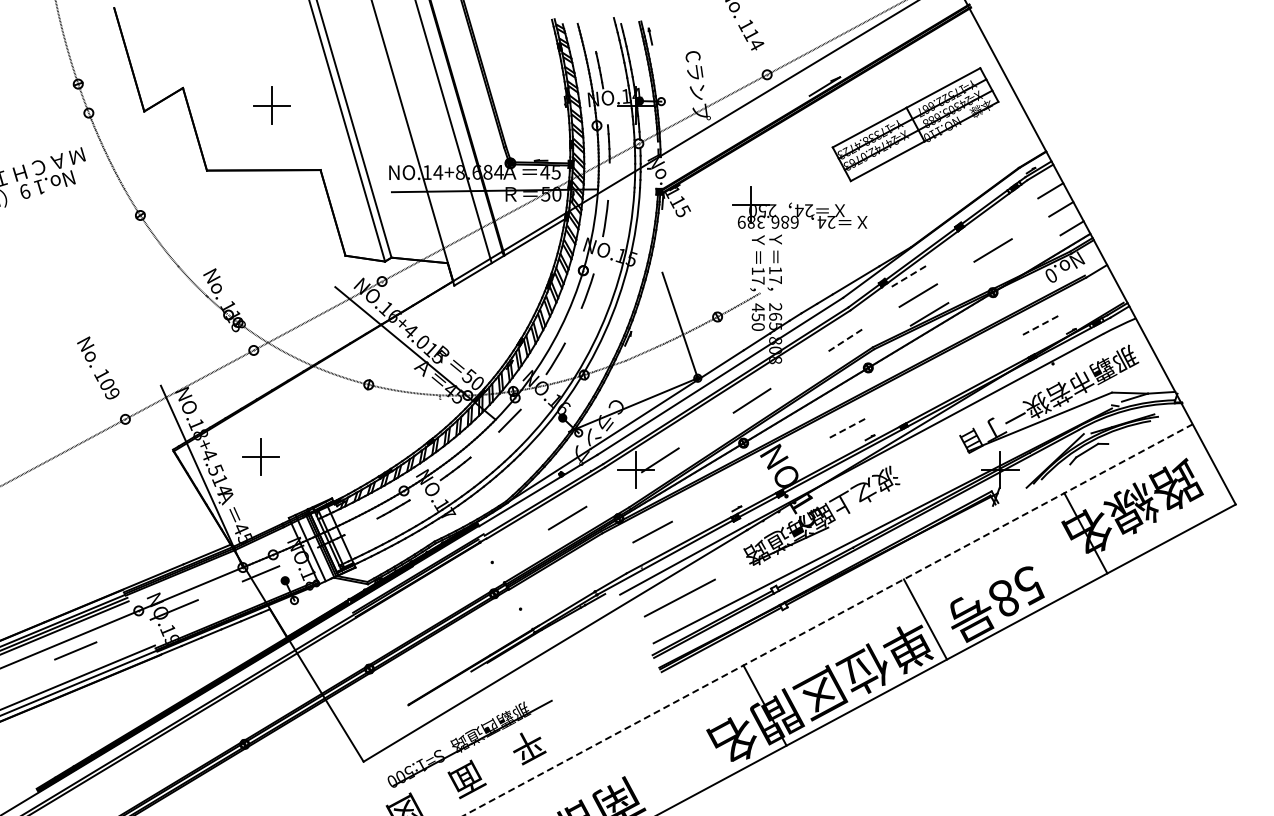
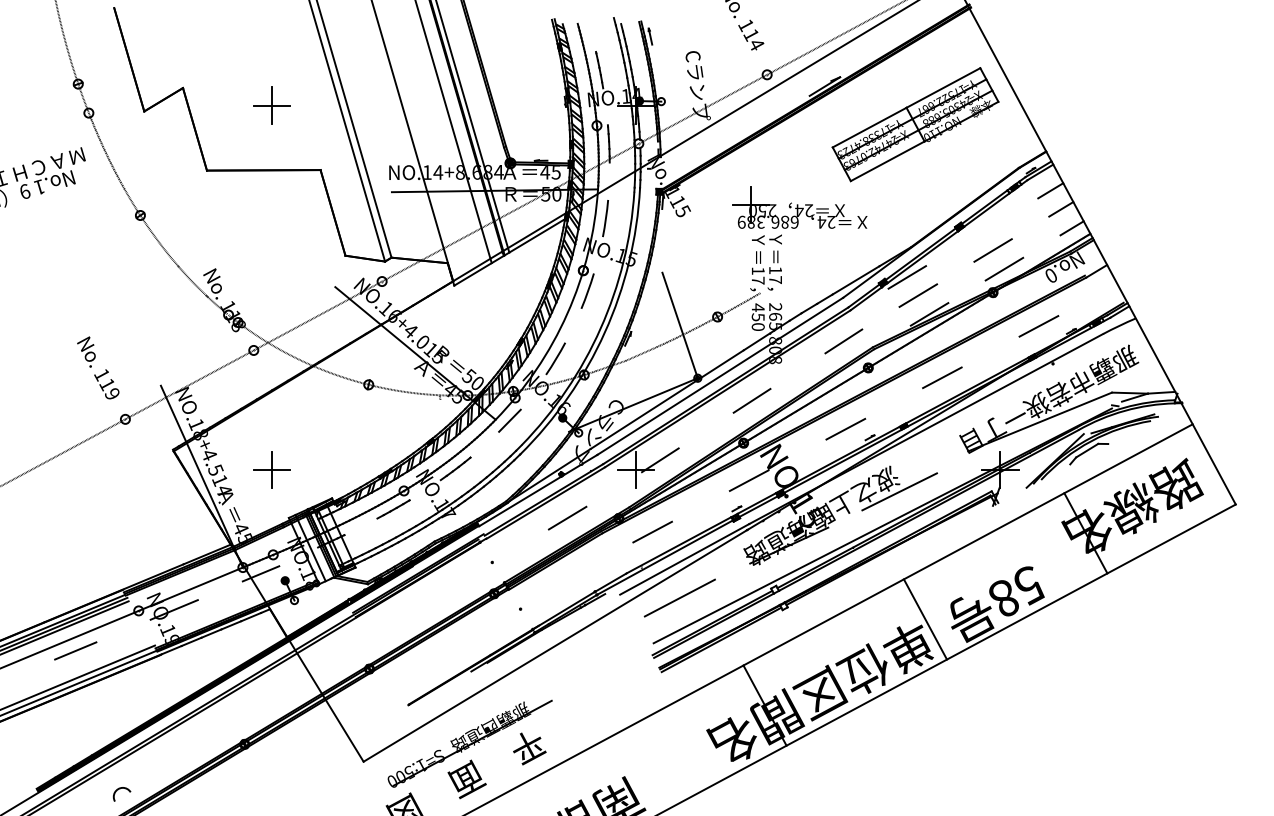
line: none -> present (472, 127)
line: none -> present (1004, 268)
line: dashed -> solid (907, 277)
line: dashed -> solid (1038, 326)
line: dashed -> solid (843, 341)
line: none -> present (942, 377)
text: 109 -> 119 (106, 385)
line: dashed -> solid (845, 429)
part position: (260, 456) -> (271, 469) (271, 469)
line: none -> present (748, 480)
line: none -> present (899, 491)
line: dashed -> solid (828, 620)
arc: none -> present (118, 790)
